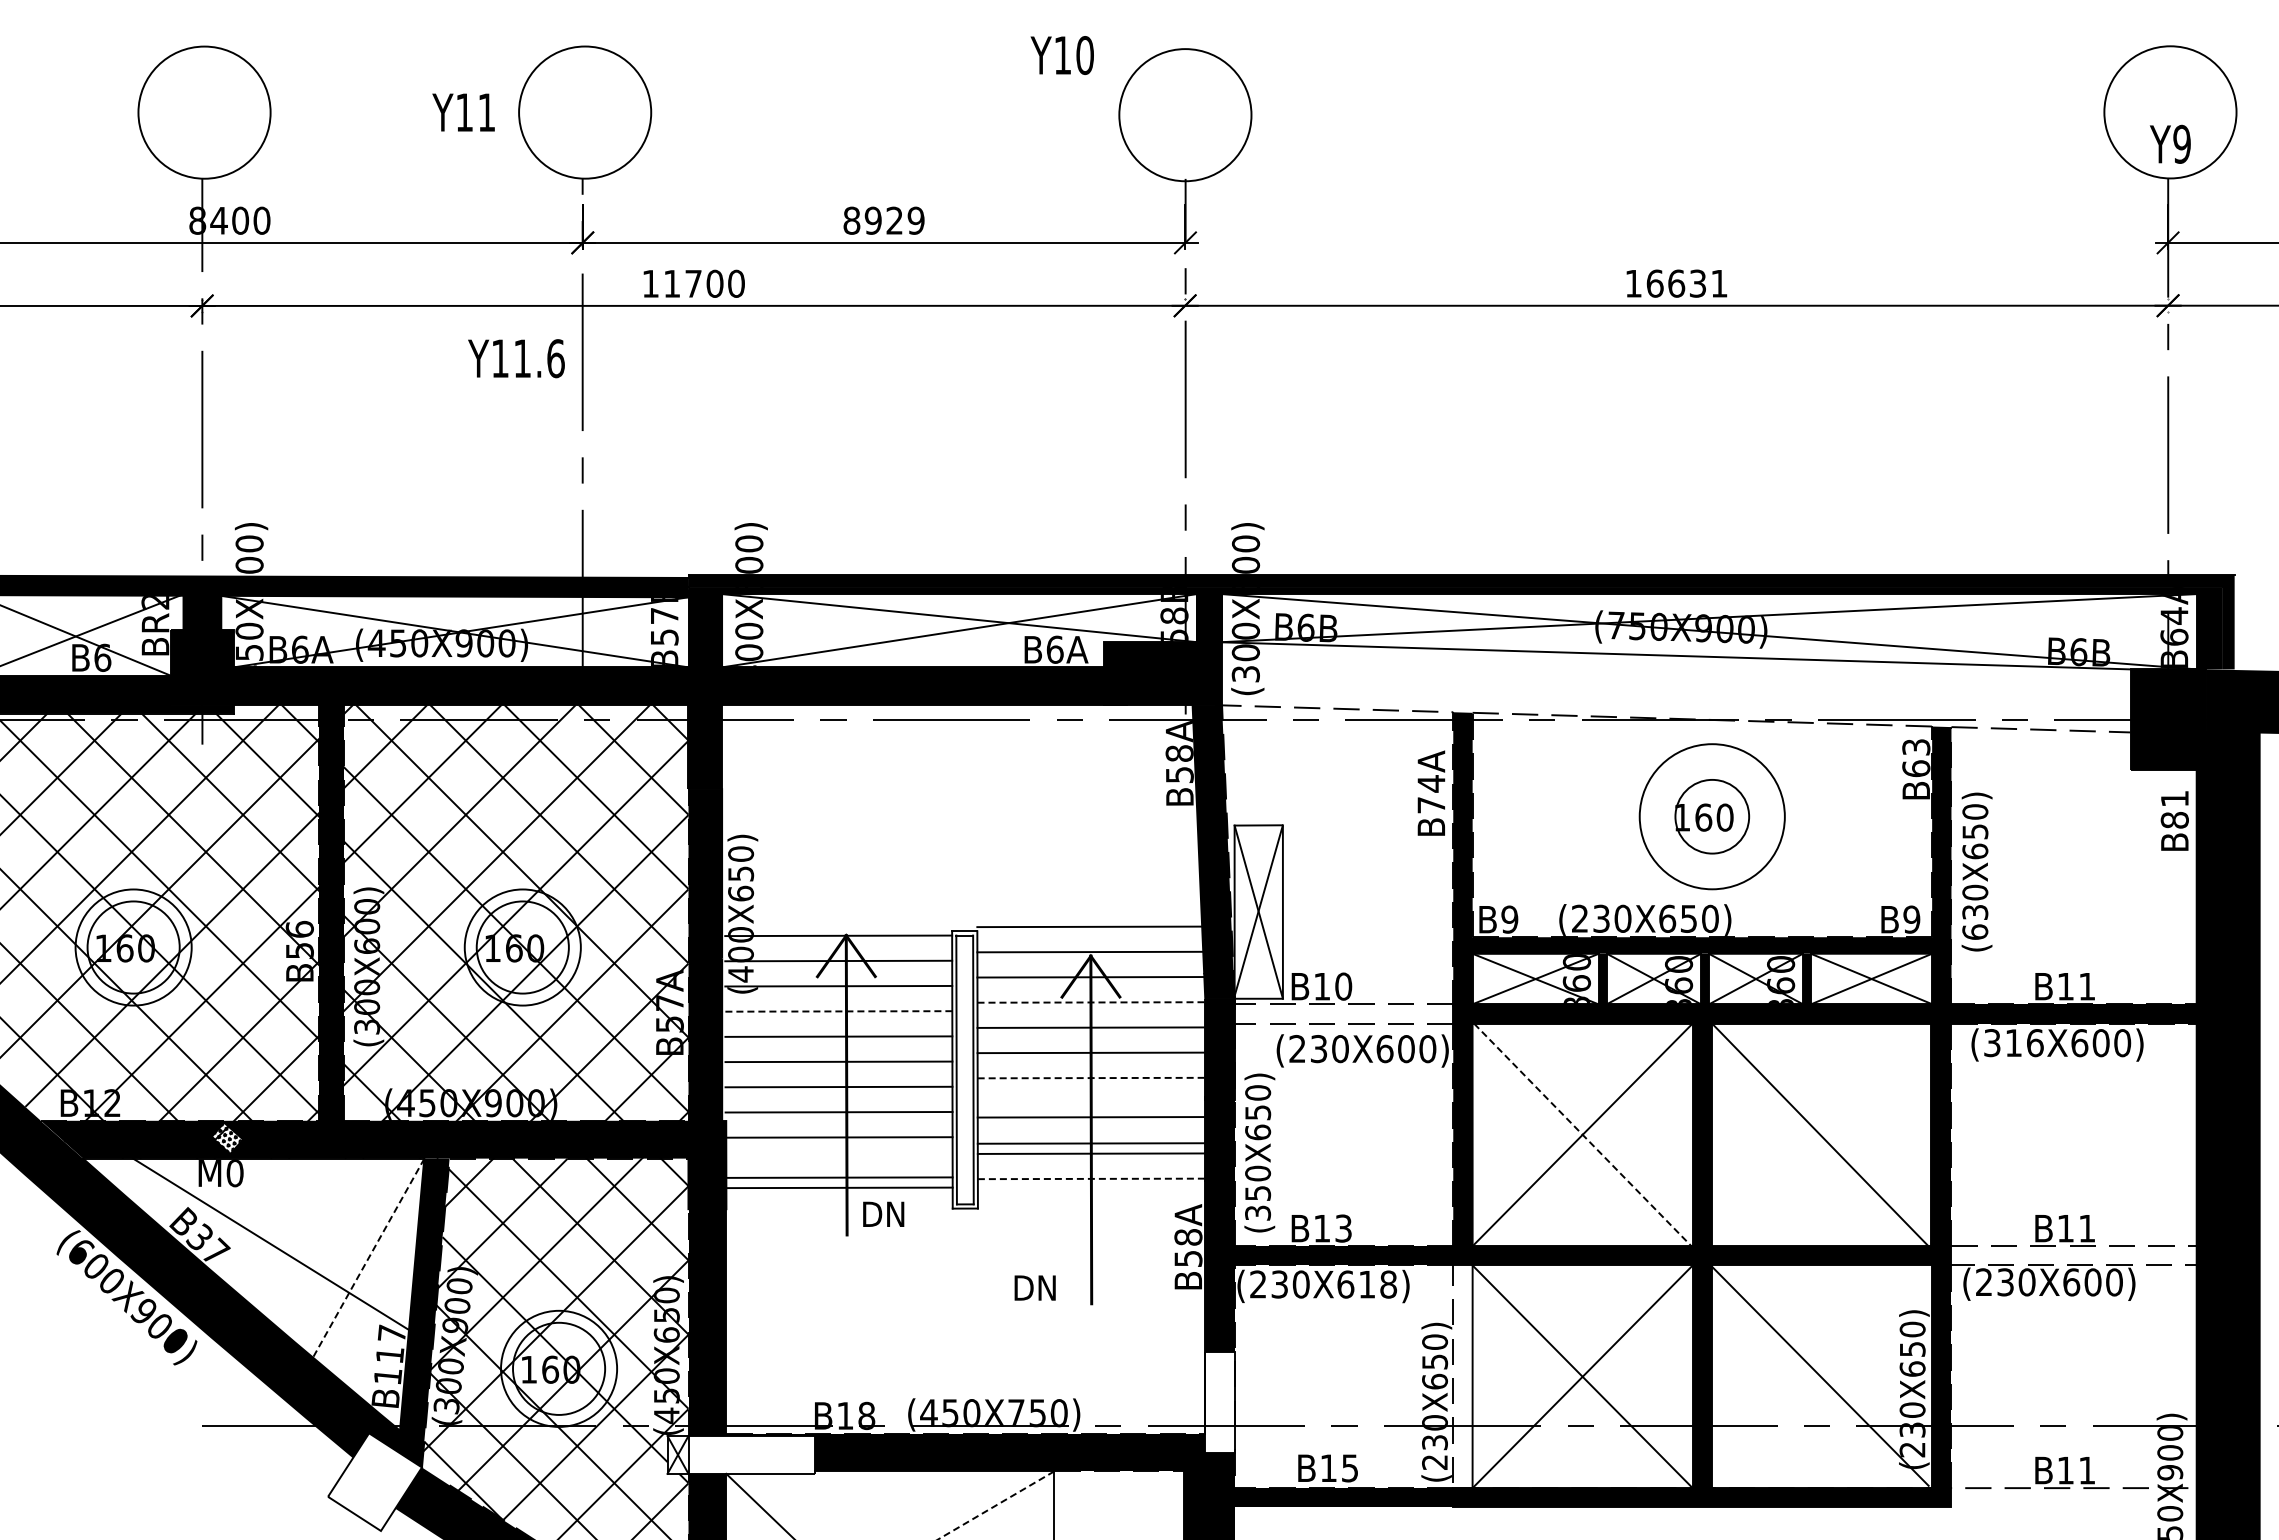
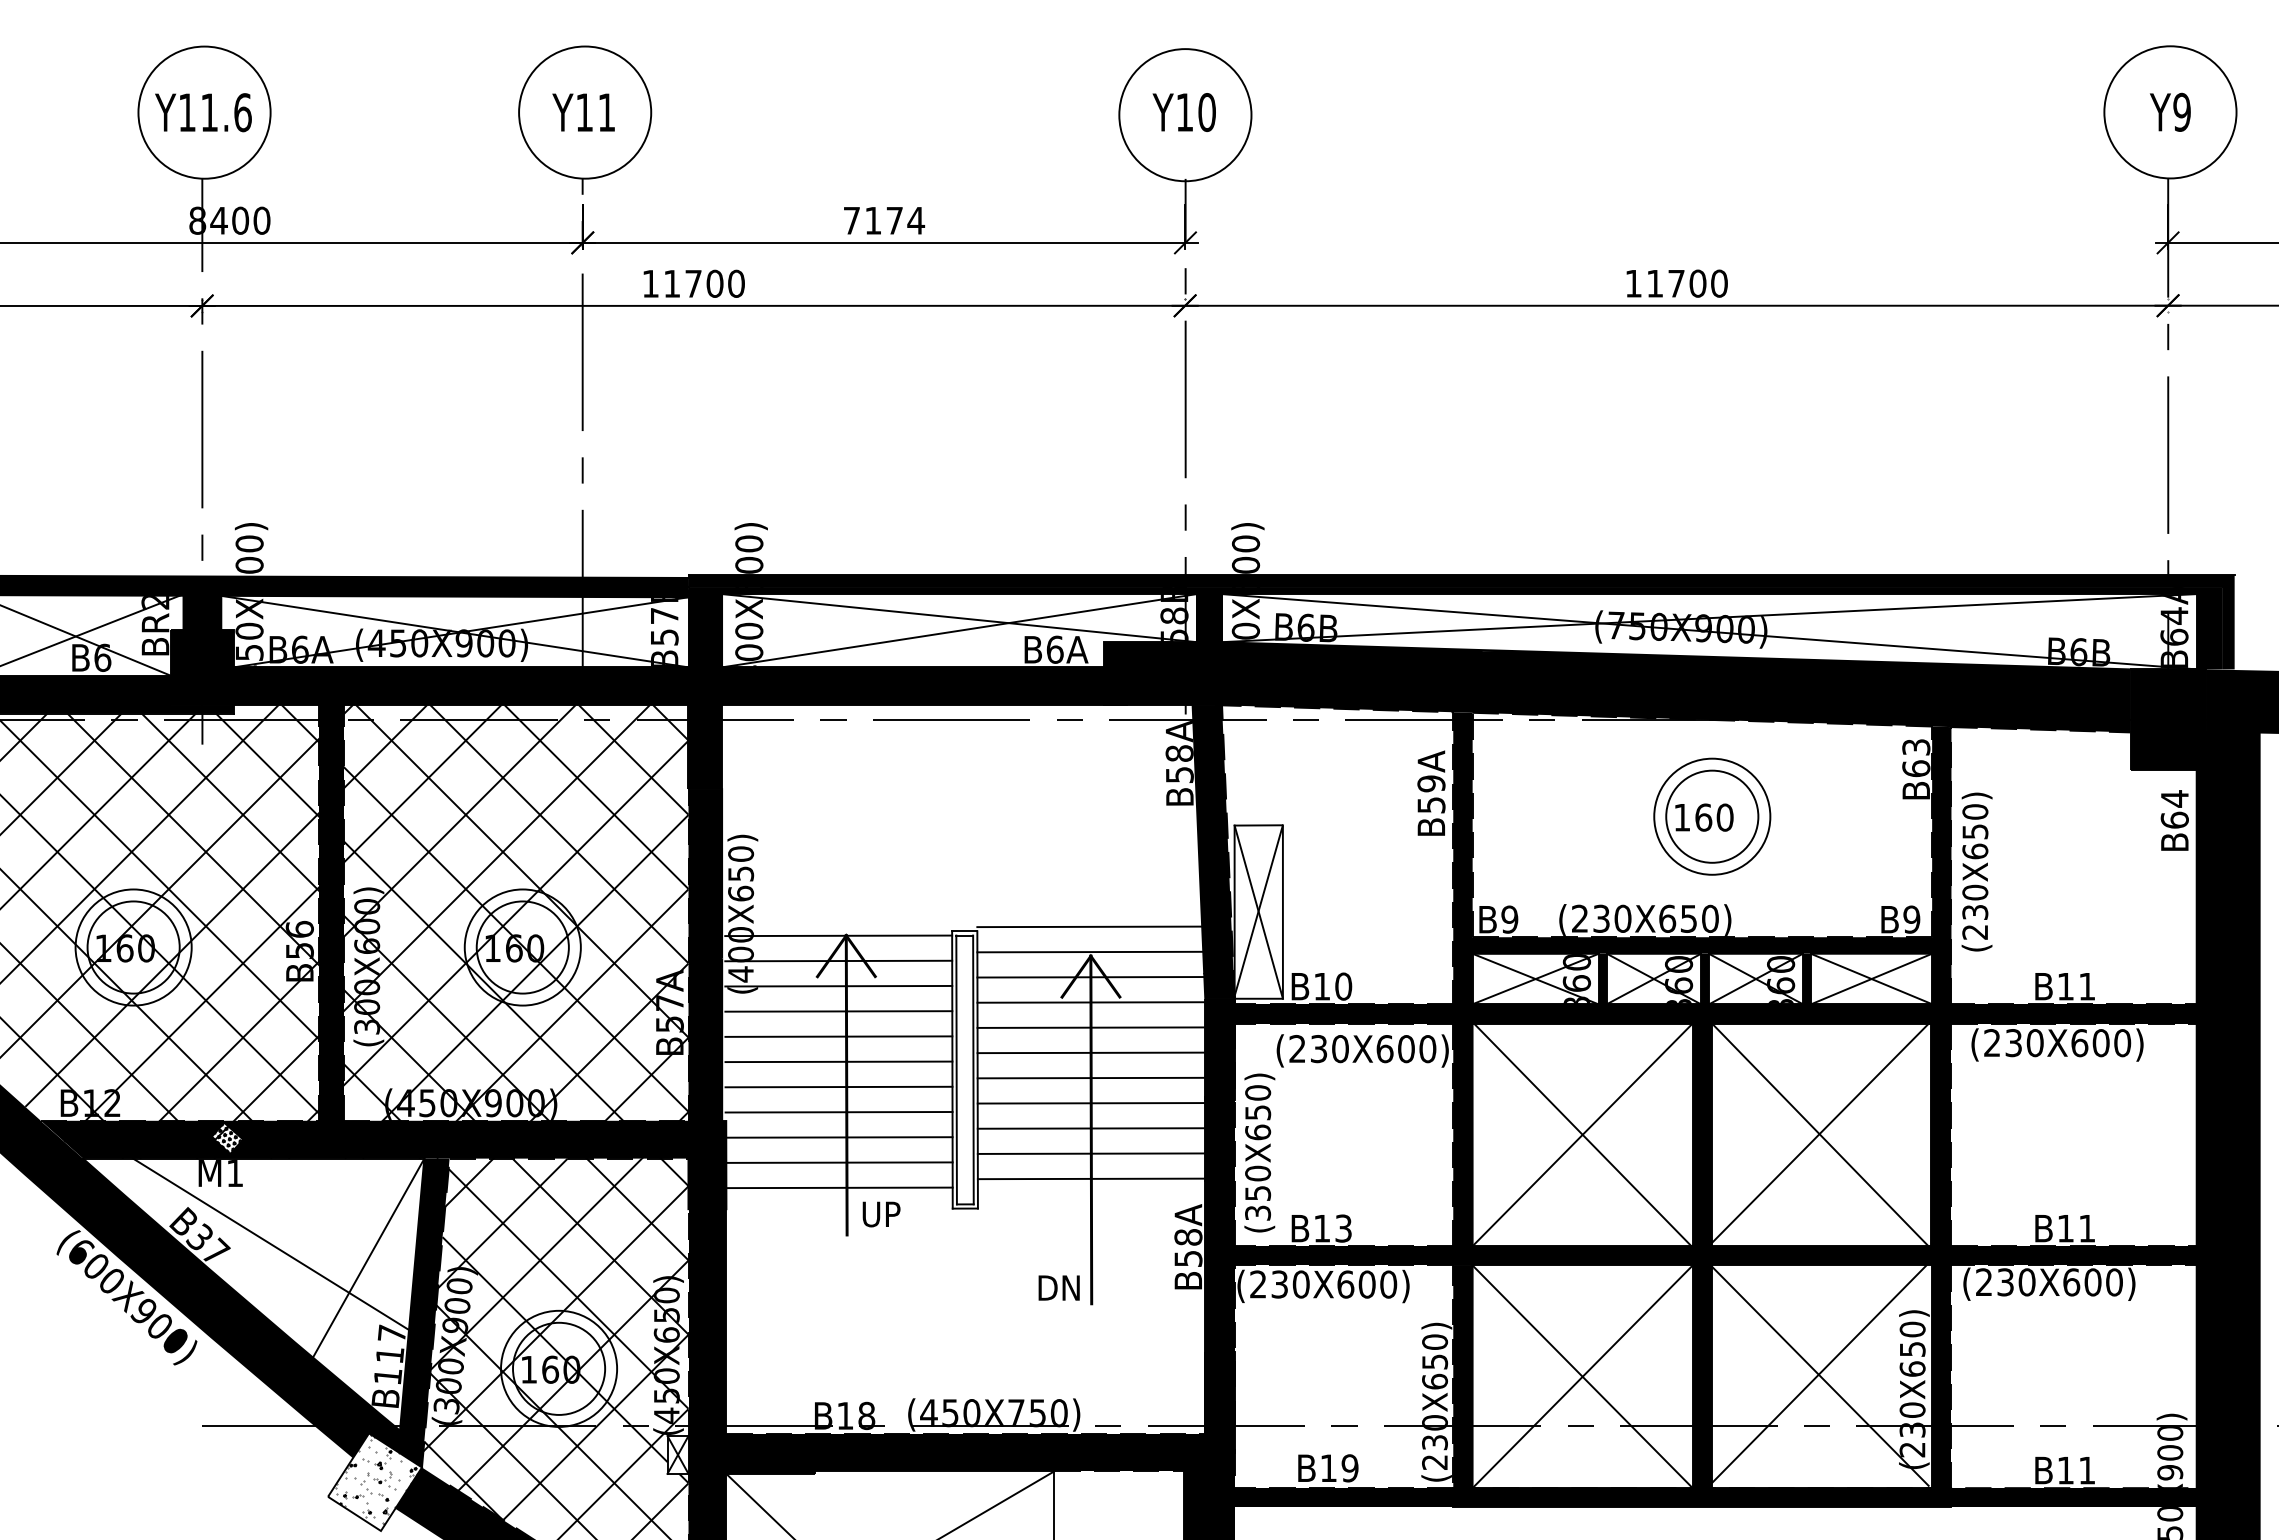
text position: (1061, 55) -> (1183, 112) (1183, 112)
text position: (463, 112) -> (583, 112) (583, 112)
text position: (2170, 143) -> (2170, 111) (2170, 111)
text: 8929 -> 7174 (884, 220)
text: 16631 -> 11700 (1686, 283)
text position: (516, 358) -> (203, 112) (203, 112)
fill: none -> present (1676, 687)
text: B74A -> B59A (1431, 794)
text: B81 -> B64 (2174, 809)
circle diameter: 145 px -> 116 px (1712, 816)
circle diameter: 74 px -> 92 px (1712, 816)
text: (630X650) -> (230X650) (1975, 931)
line: dashed -> solid (1091, 1002)
line: dashed -> solid (839, 1011)
fill: none -> present (1343, 1013)
text: (316X600) -> (230X600) (2013, 1043)
line: dashed -> solid (1091, 1078)
line position: (1090, 1117) -> (1090, 1103) (1090, 1103)
line: none -> present (1818, 1134)
line: dashed -> solid (1582, 1135)
line position: (1090, 1143) -> (1090, 1128) (1090, 1128)
text: M0 -> M1 (234, 1173)
line position: (838, 1177) -> (838, 1162) (838, 1162)
line: dashed -> solid (1091, 1178)
text: DN -> UP (883, 1214)
fill: none -> present (2073, 1255)
line: dashed -> solid (368, 1258)
text: (230X618) -> (230X600) (1377, 1284)
text position: (1034, 1287) -> (1058, 1287) (1058, 1287)
line: none -> present (1818, 1374)
fill: none -> present (1462, 1376)
fill: none -> present (1219, 1402)
fill: none -> present (751, 1454)
text: B15 -> B19 (1349, 1468)
hatch: none -> present (376, 1478)
fill: none -> present (2073, 1497)
line: dashed -> solid (995, 1505)
